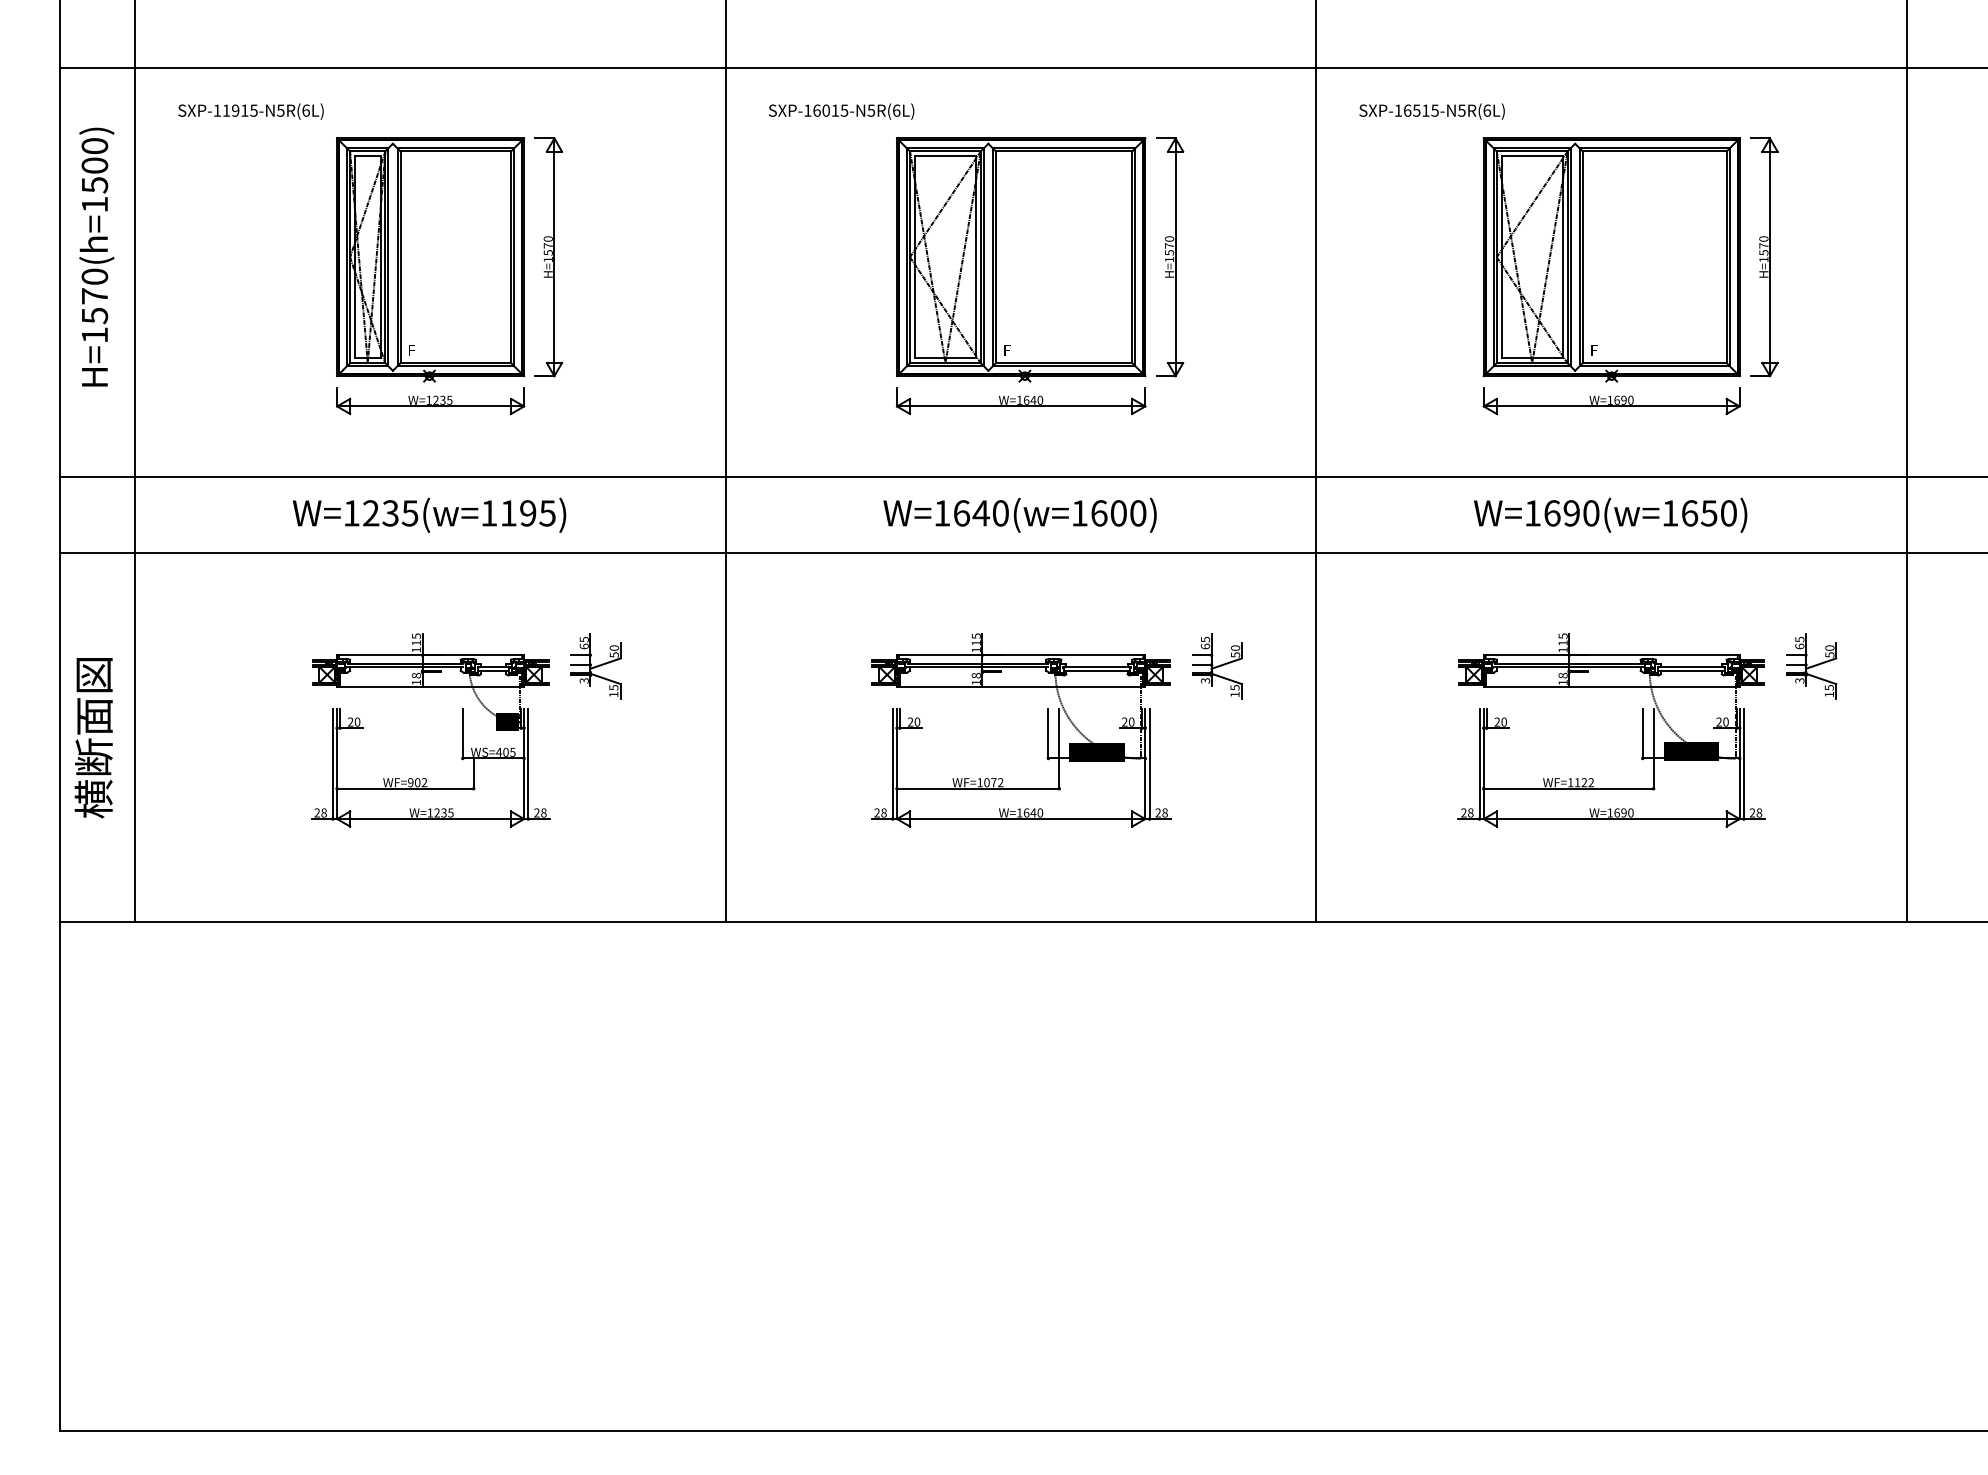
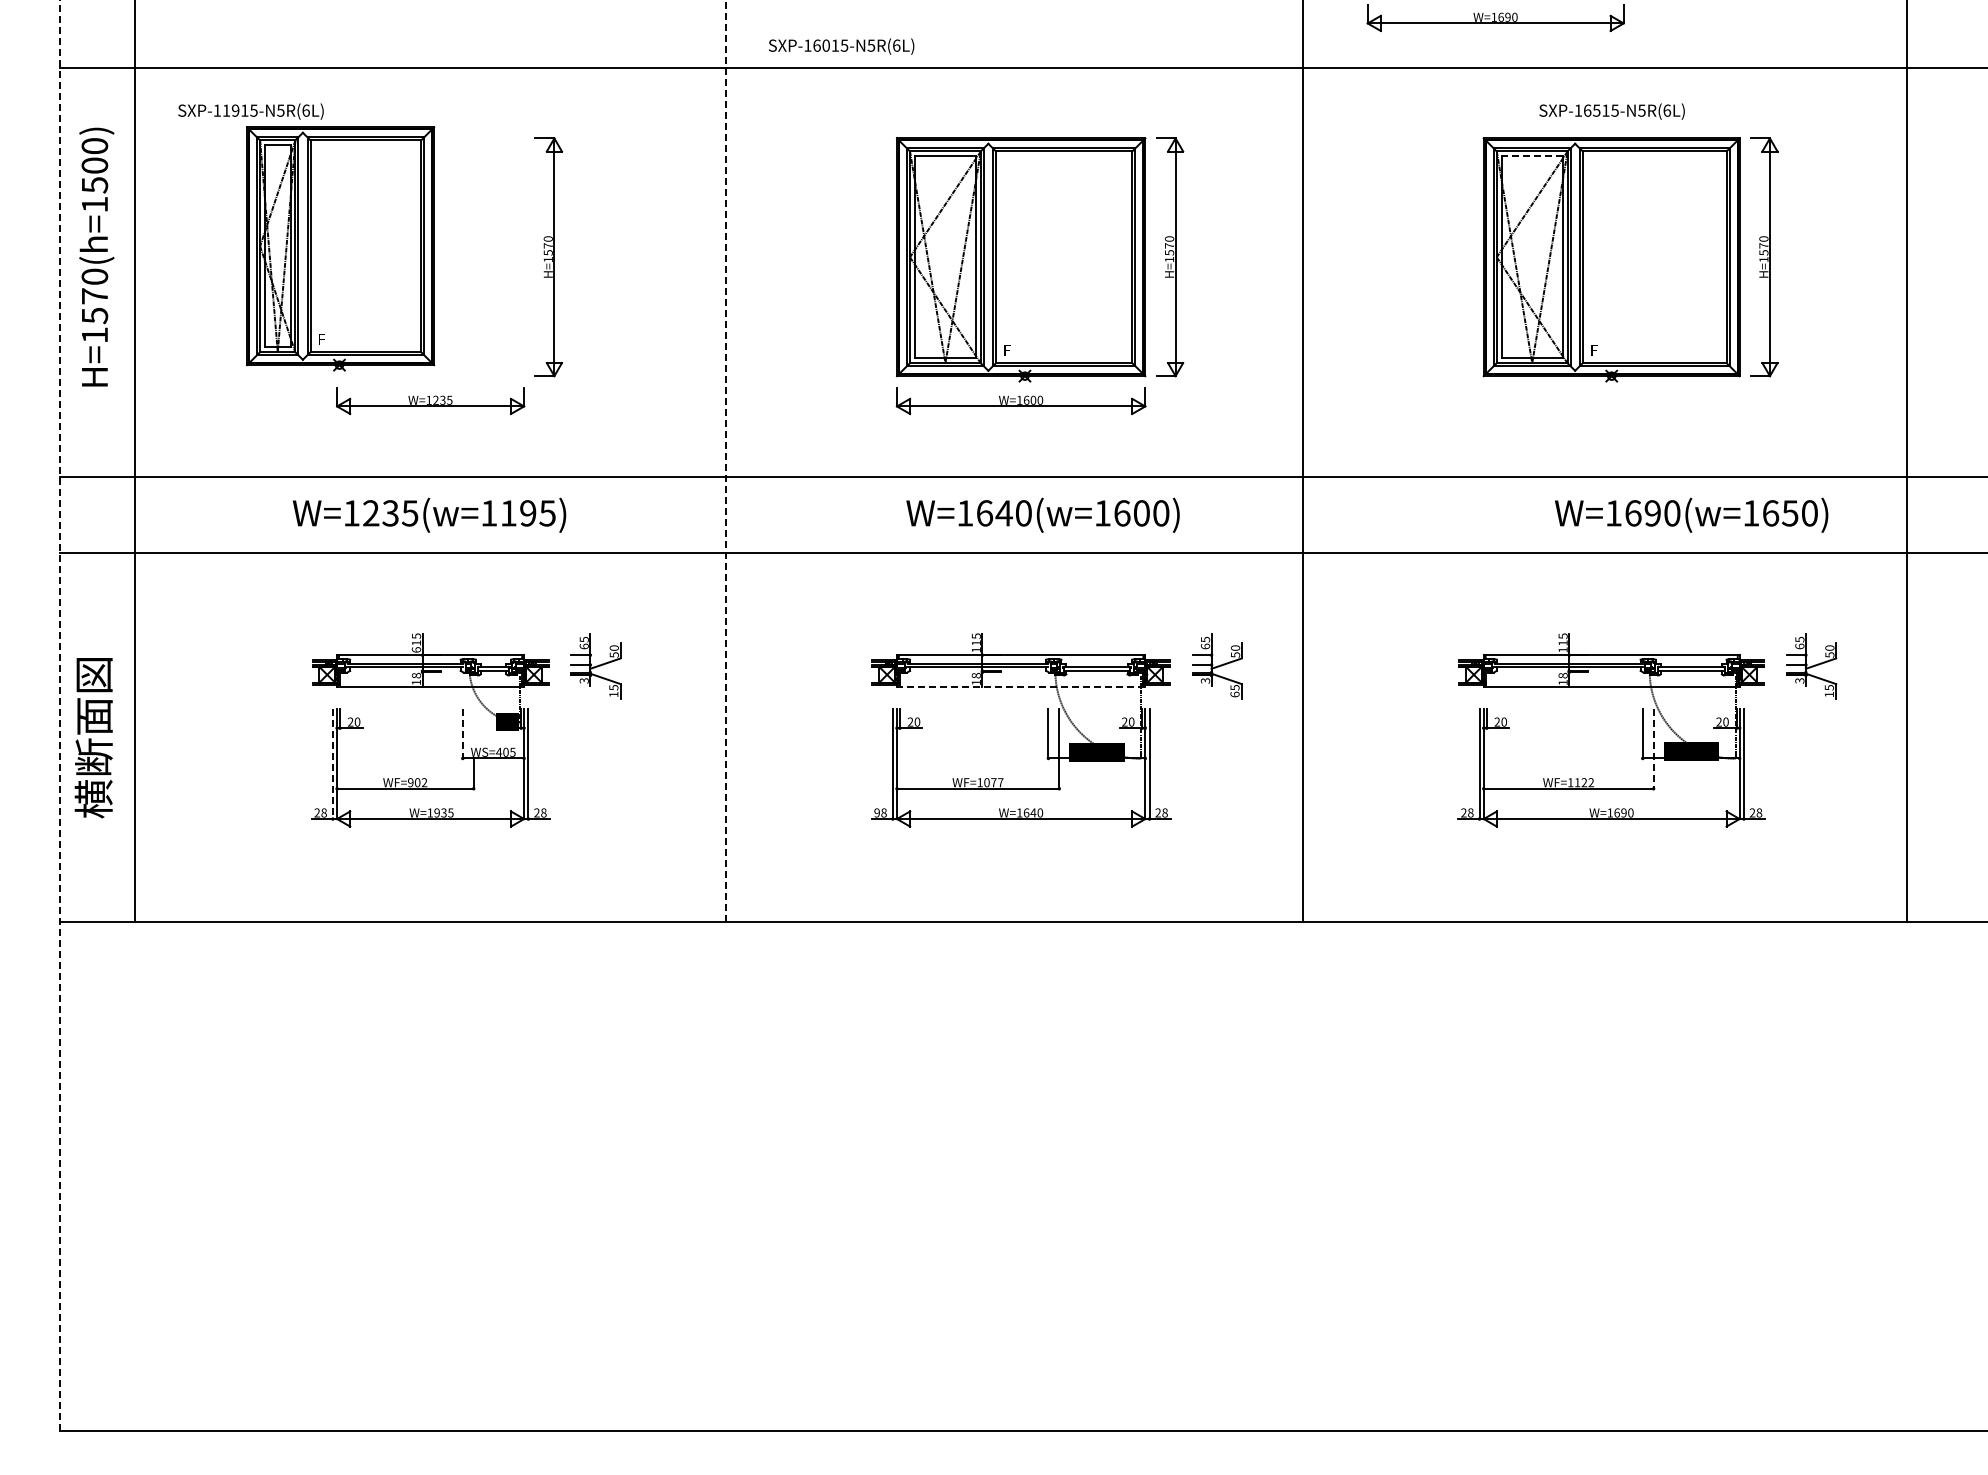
text position: (841, 111) -> (841, 46) (841, 46)
text position: (1431, 111) -> (1611, 111) (1611, 111)
line: solid -> dashed (1532, 156)
part position: (430, 259) -> (340, 248) (340, 248)
text: W=1640 -> W=1600 (1033, 399)
part position: (1611, 401) -> (1495, 18) (1495, 18)
line: solid -> dashed (725, 460)
line position: (1316, 461) -> (1303, 461) (1303, 461)
text position: (1019, 514) -> (1042, 514) (1042, 514)
text position: (1610, 514) -> (1691, 514) (1691, 514)
text: 115 -> 615 (416, 649)
line: solid -> dashed (1020, 686)
text: 15 -> 65 (1234, 694)
line: solid -> dashed (59, 714)
line: solid -> dashed (462, 733)
line: solid -> dashed (1653, 749)
line: solid -> dashed (332, 764)
text: WF=1072 -> WF=1077 (1000, 782)
text: W=1235 -> W=1935 (436, 813)
text: 28 -> 98 (876, 813)
